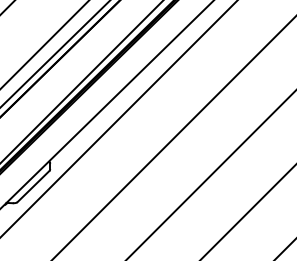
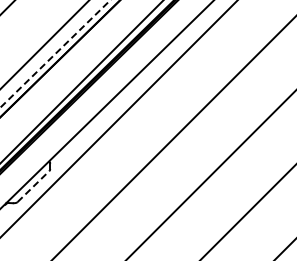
line: solid -> dashed (55, 54)
line: solid -> dashed (33, 186)
